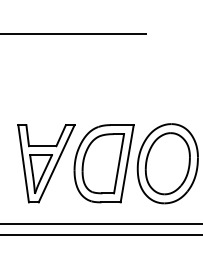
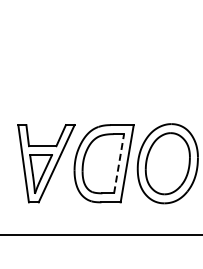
line: present -> none (74, 33)
line: solid -> dashed (119, 163)
line: present -> none (100, 224)
